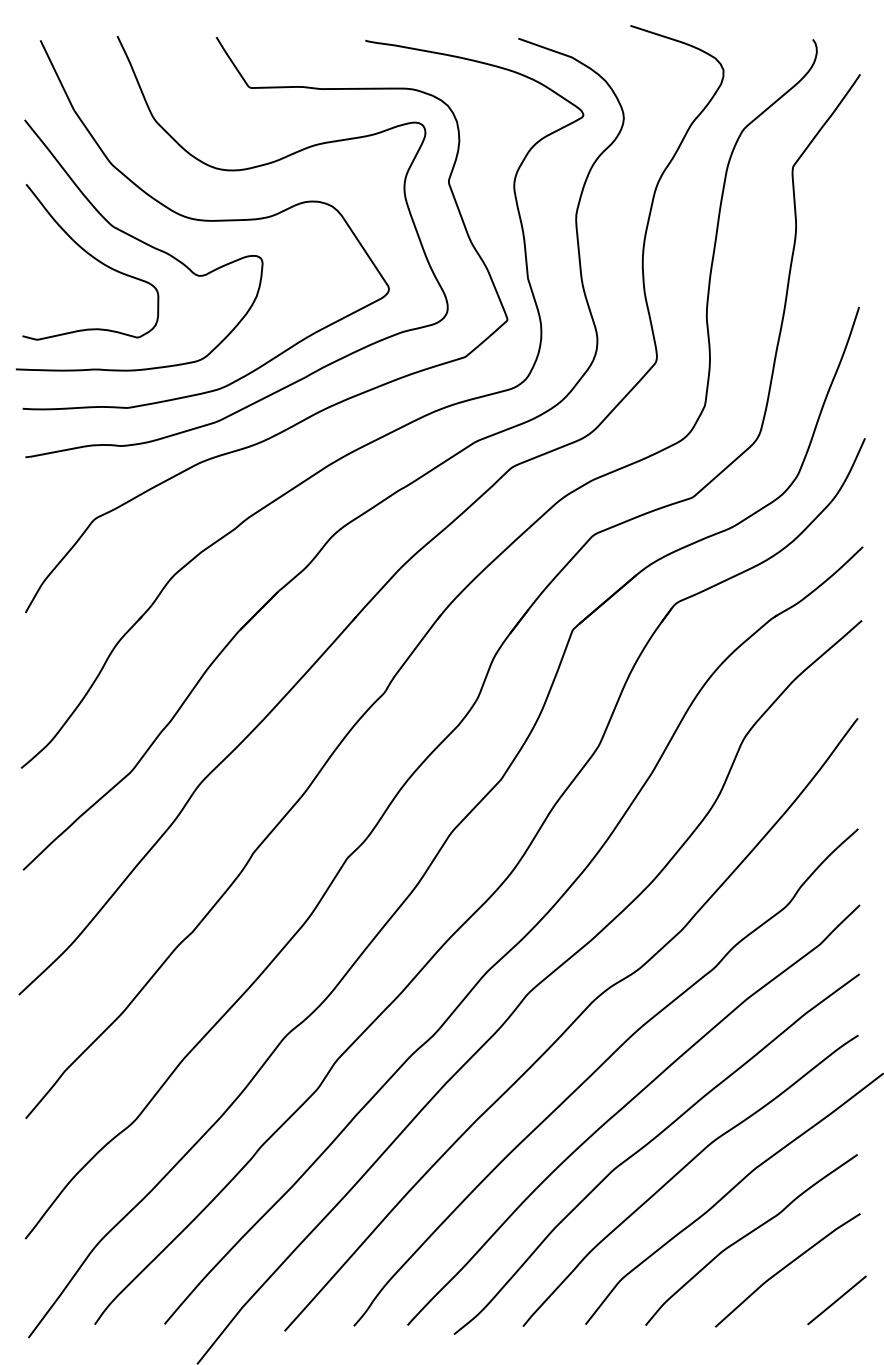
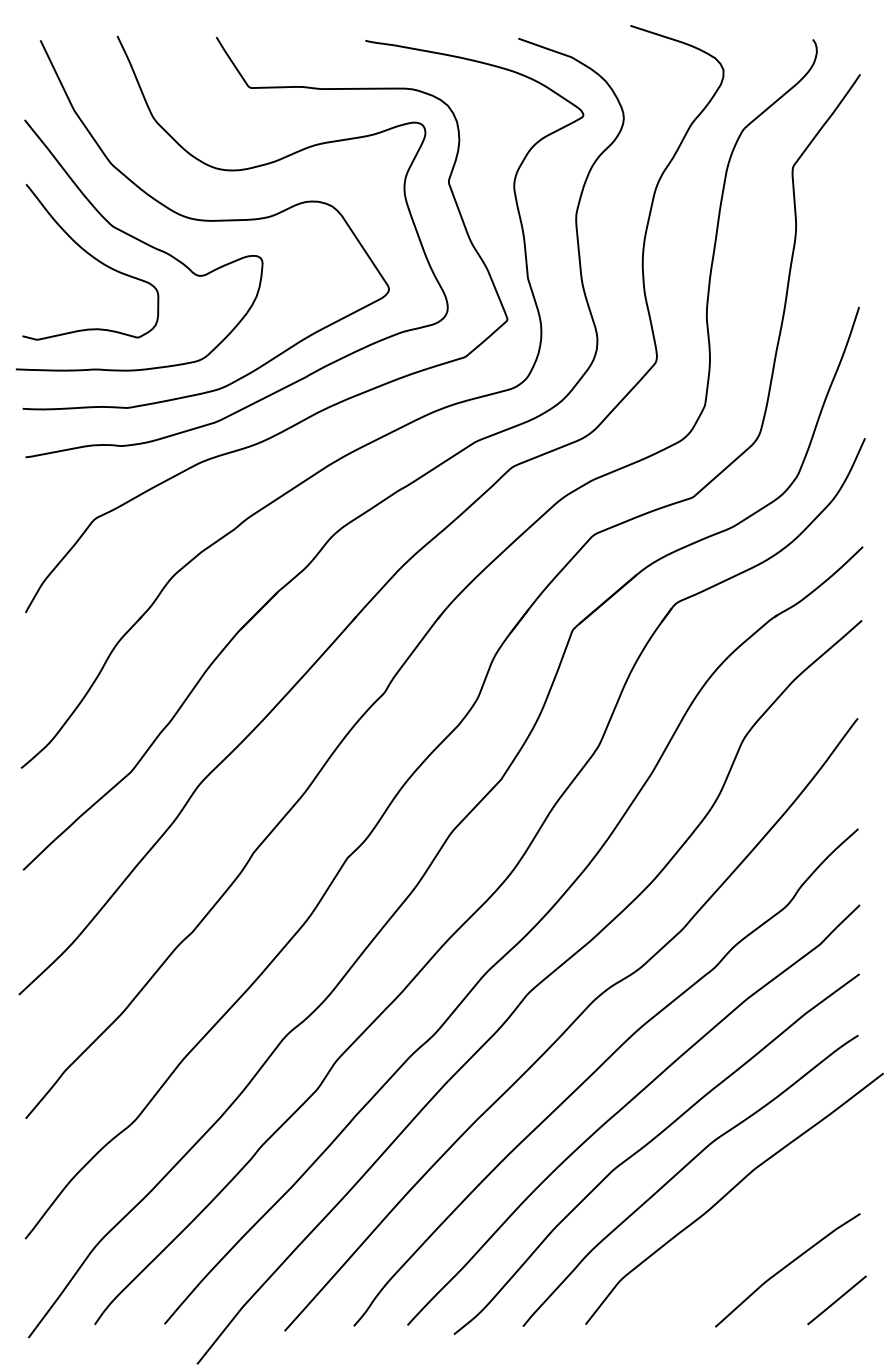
curve: present -> none (748, 1235)
